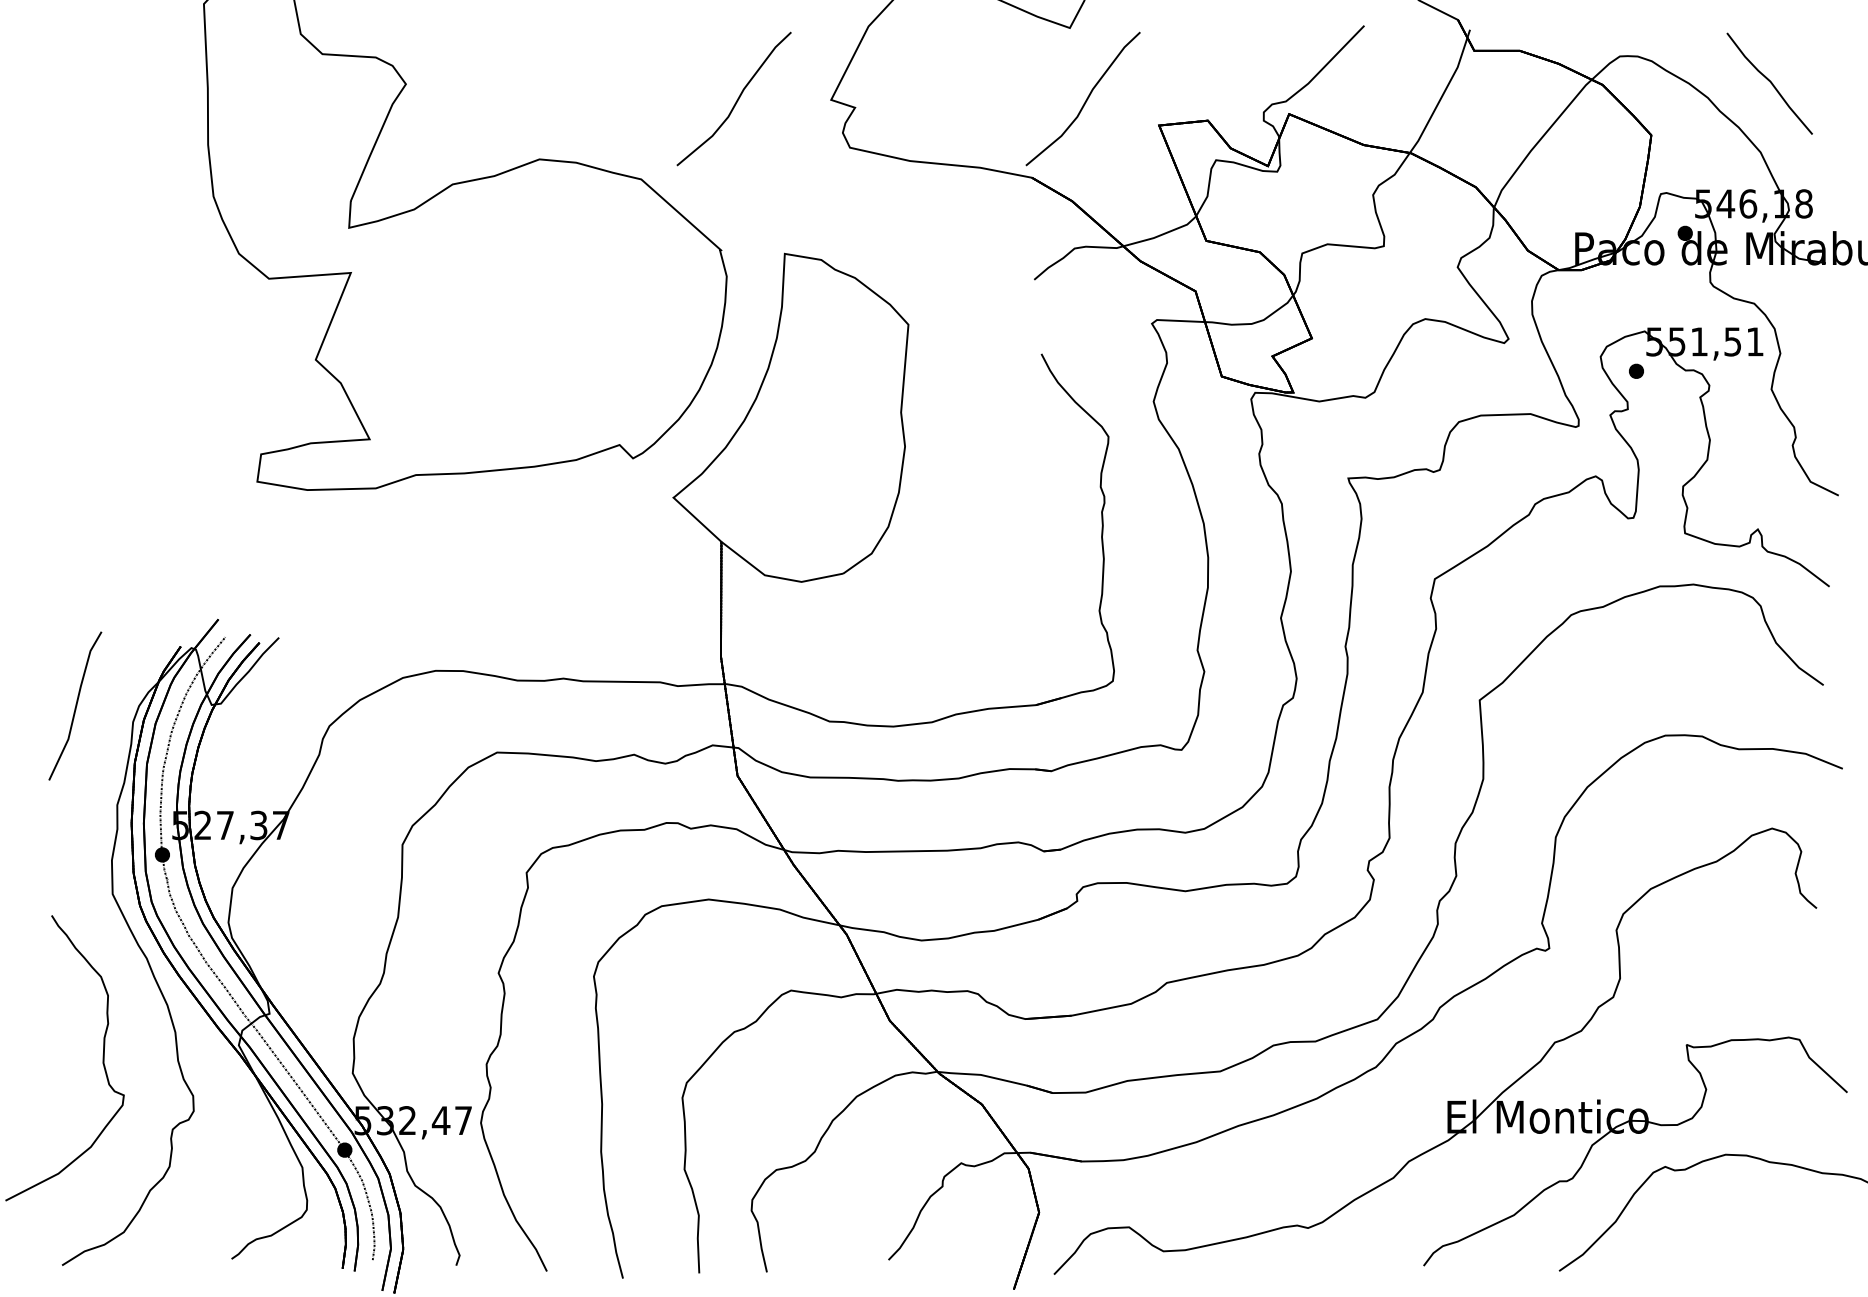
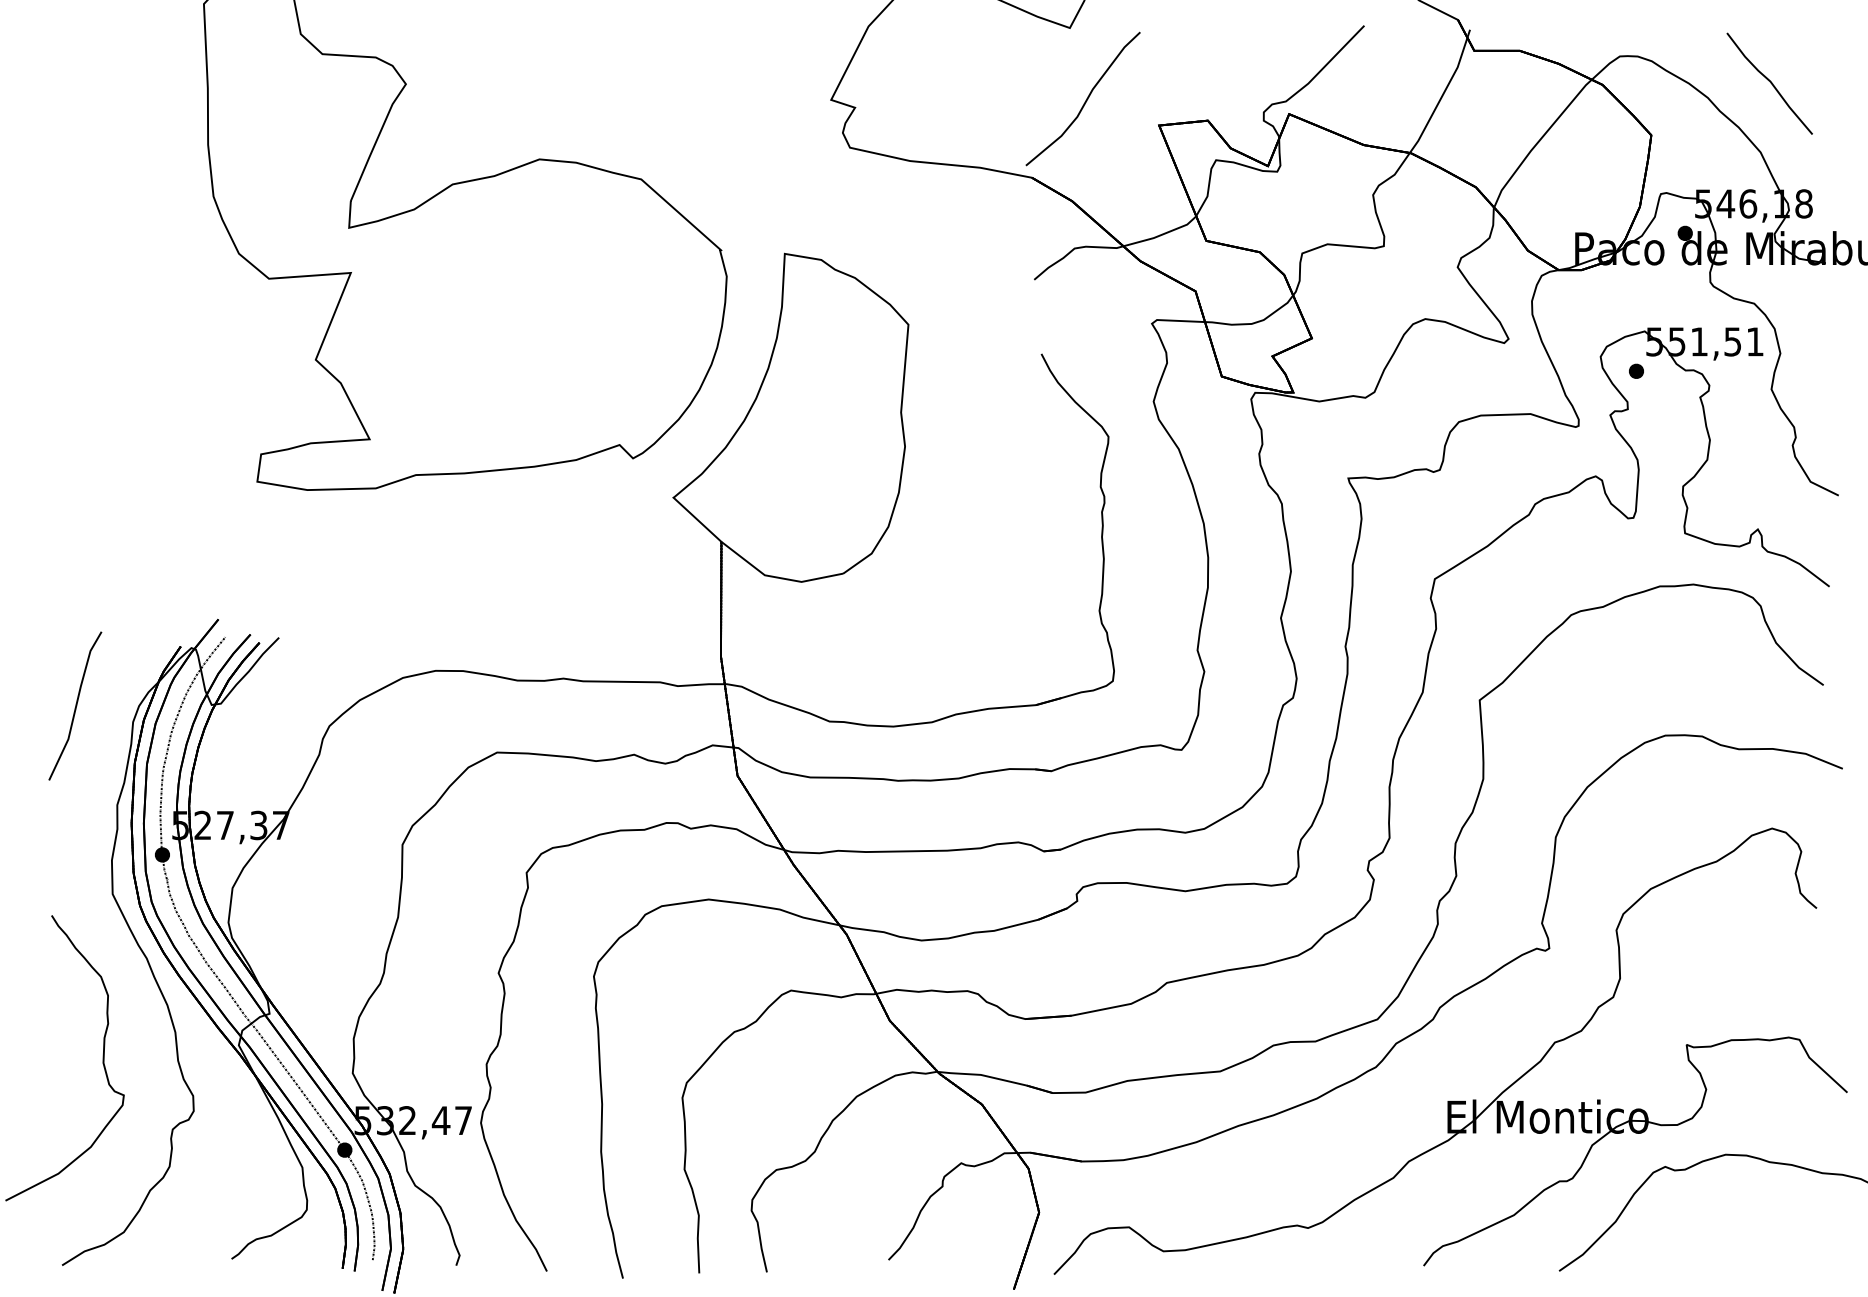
part: present -> none (733, 98)
